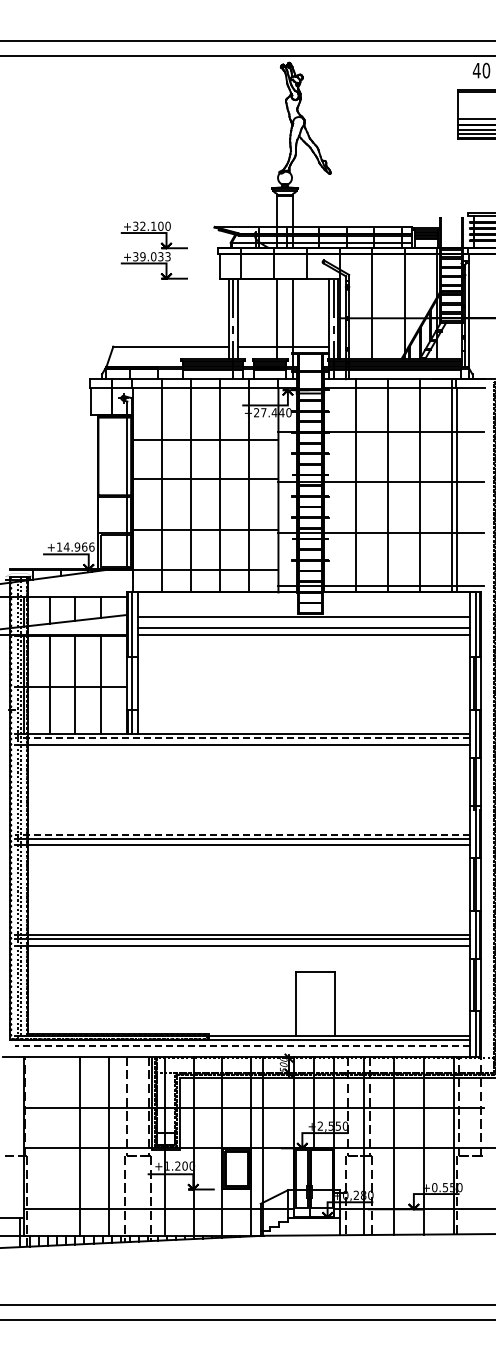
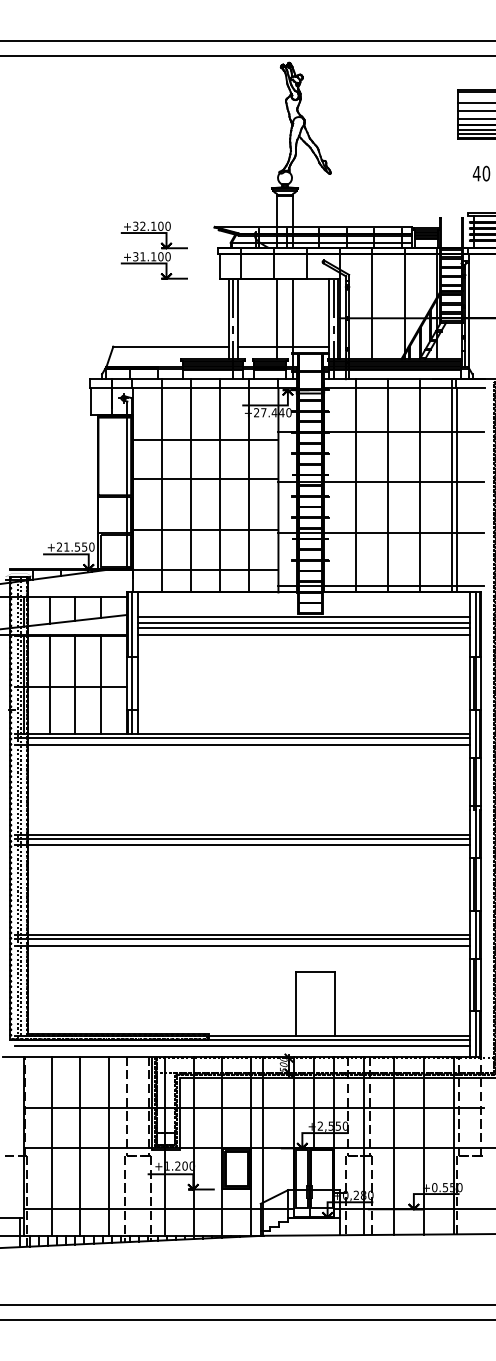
text position: (481, 70) -> (481, 173) (481, 173)
line: none -> present (474, 102)
line: none -> present (474, 111)
text: +39.033 -> +31.100 (155, 256)
text: +14.966 -> +21.550 (75, 546)
line: none -> present (304, 623)
line: dashed -> solid (242, 738)
line: dashed -> solid (242, 834)
line: dashed -> solid (242, 1046)
line: none -> present (52, 1145)
